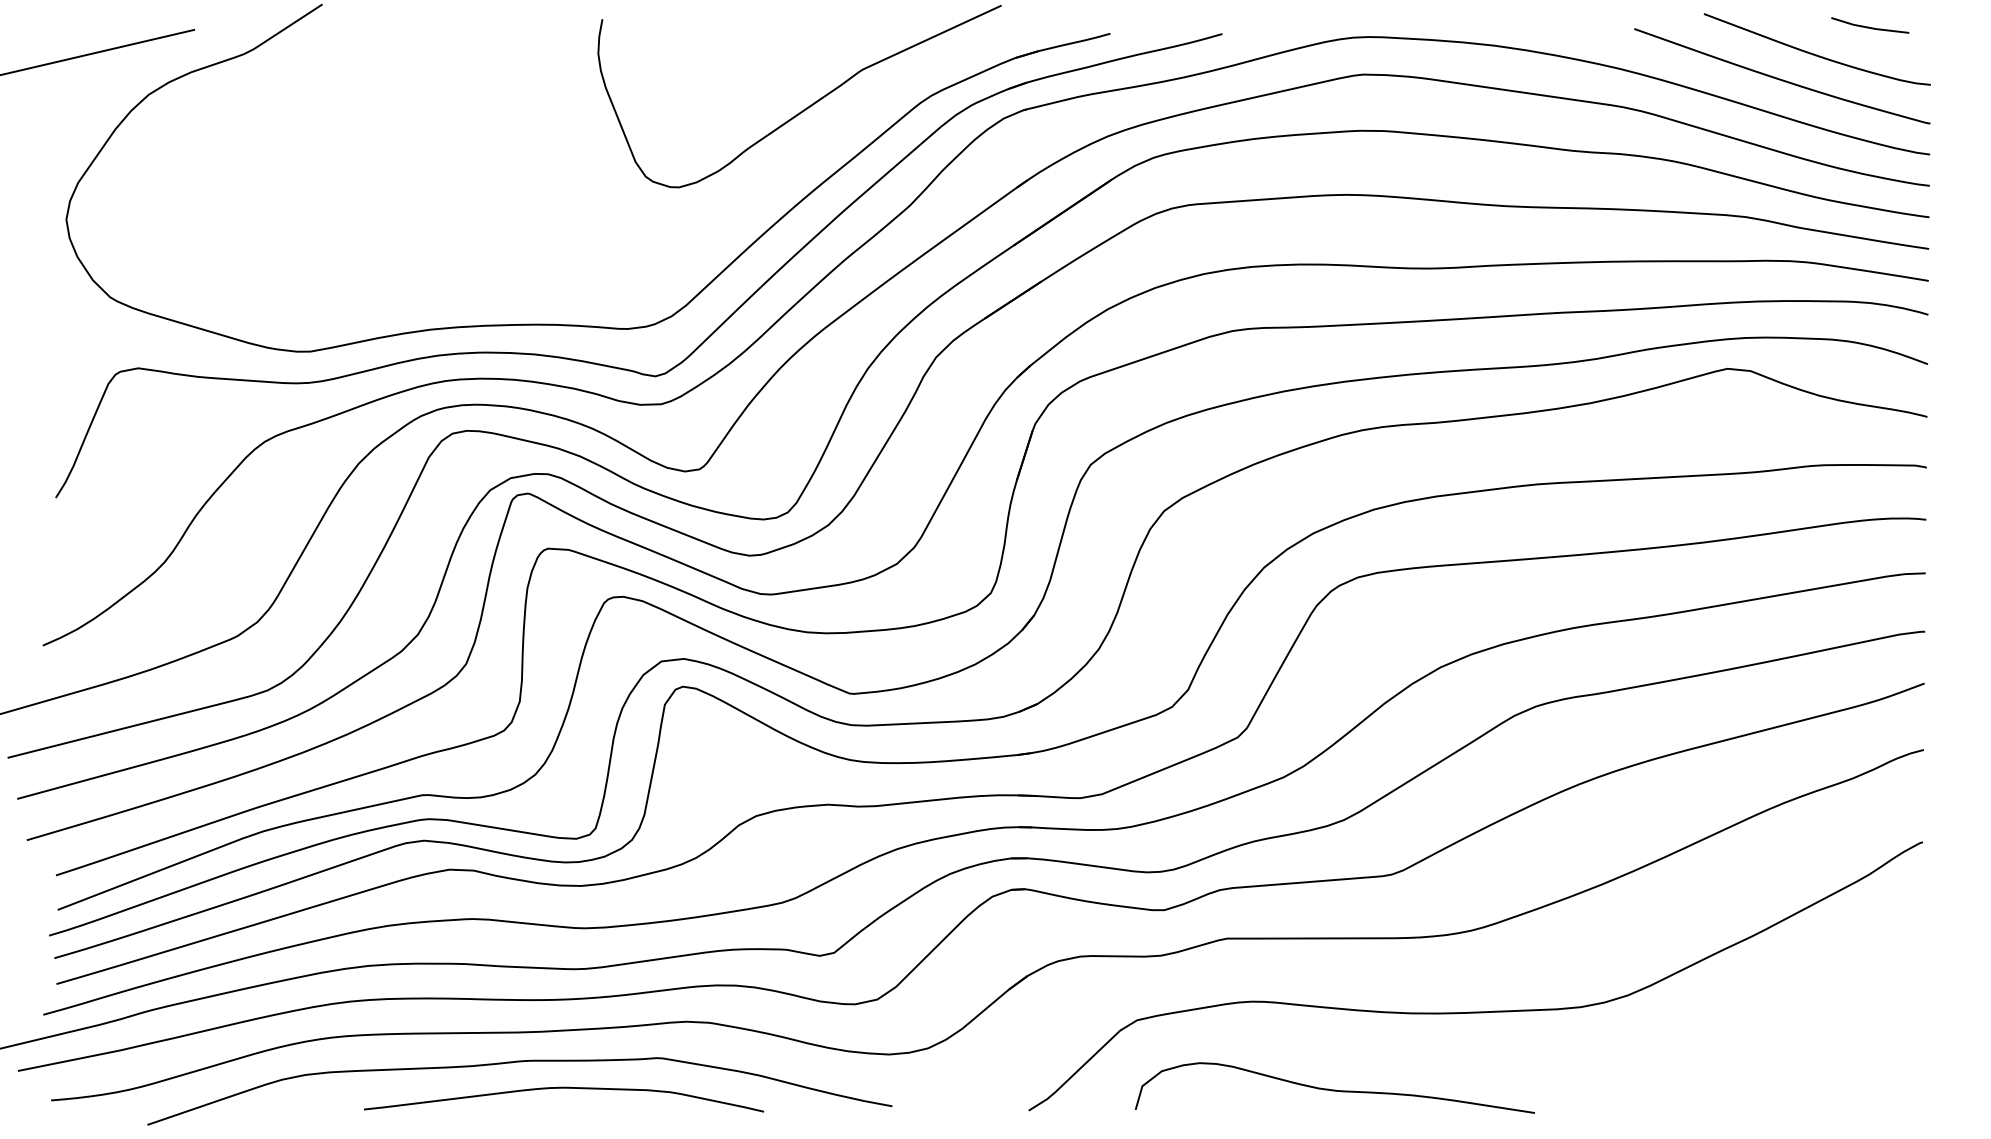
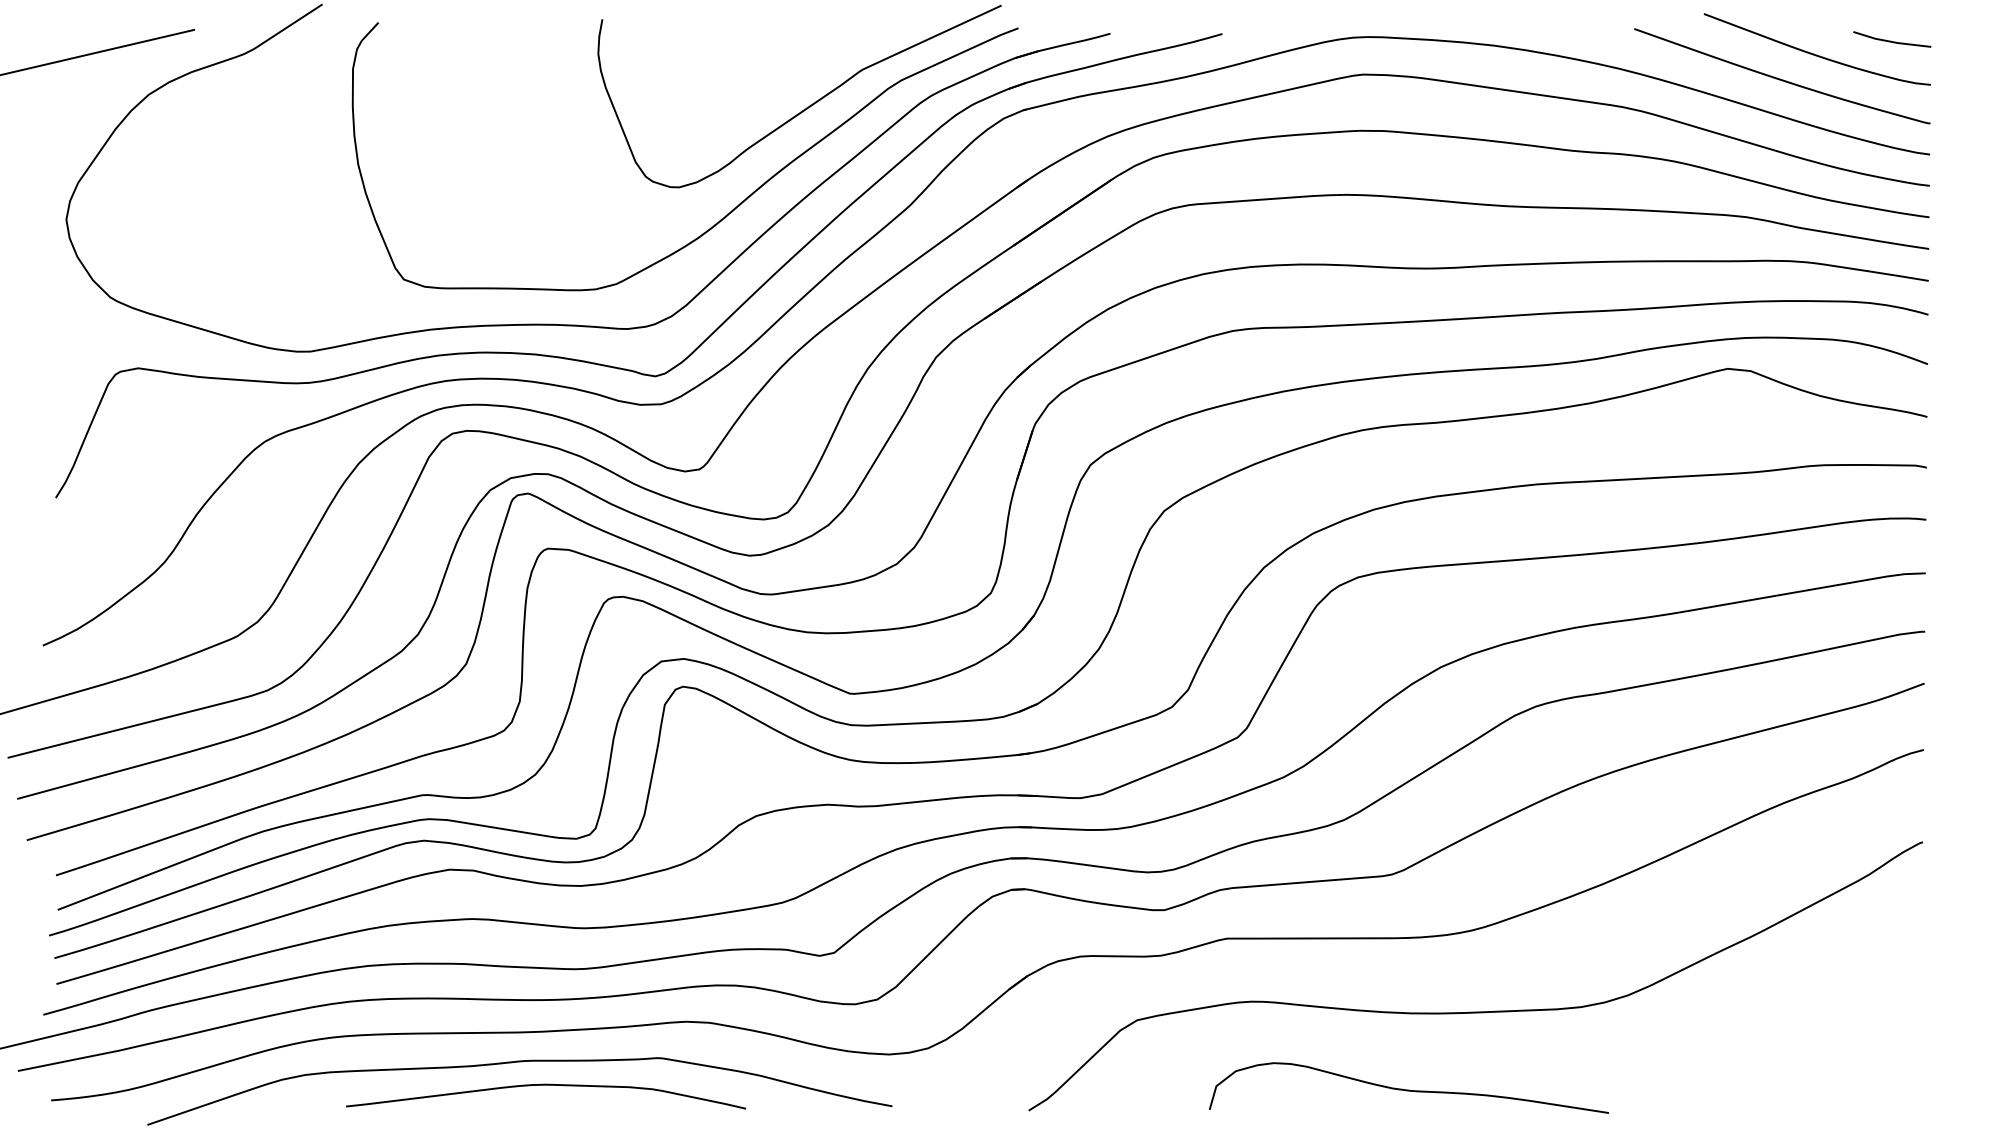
line position: (1869, 26) -> (1891, 40) (1891, 40)
curve: none -> present (727, 213)
curve position: (564, 1088) -> (546, 1085) (546, 1085)
curve position: (1334, 1089) -> (1408, 1089) (1408, 1089)
